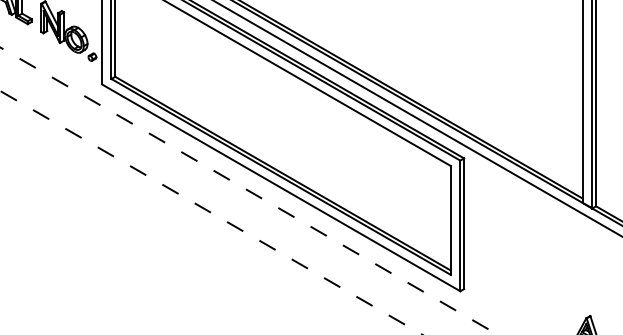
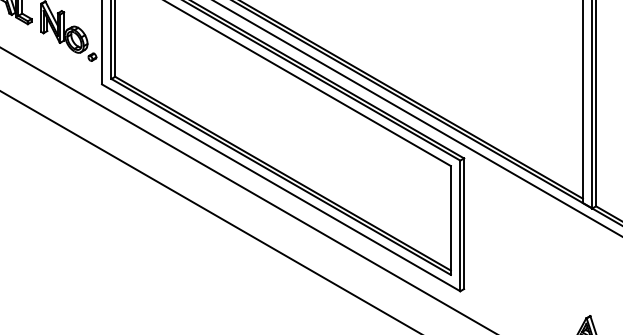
line: dashed -> solid (249, 191)
line: dashed -> solid (211, 212)
